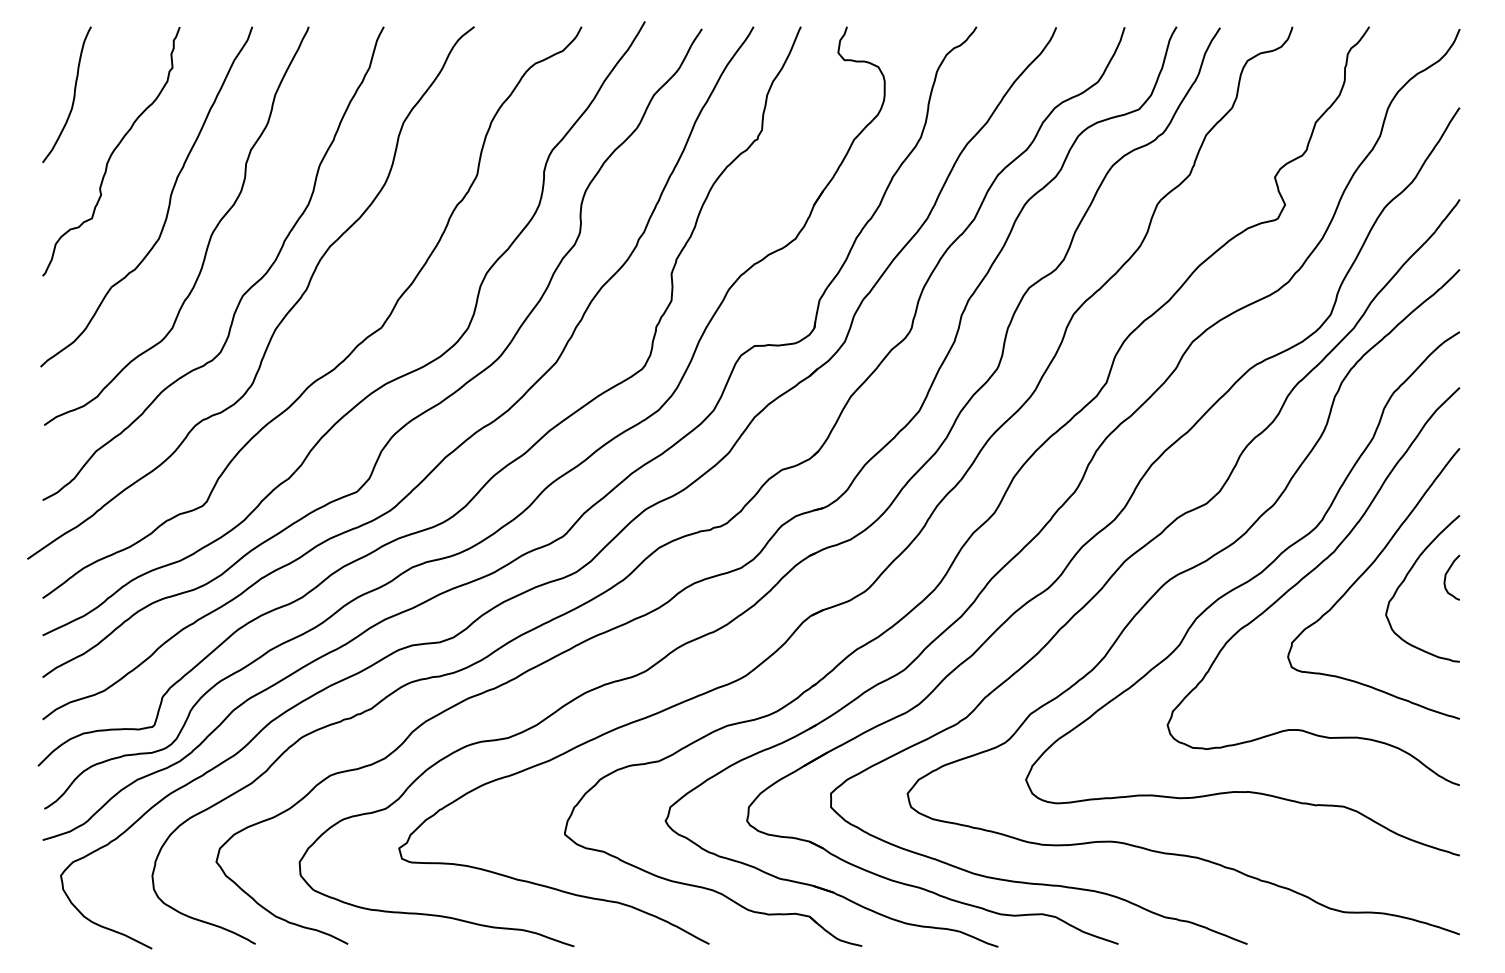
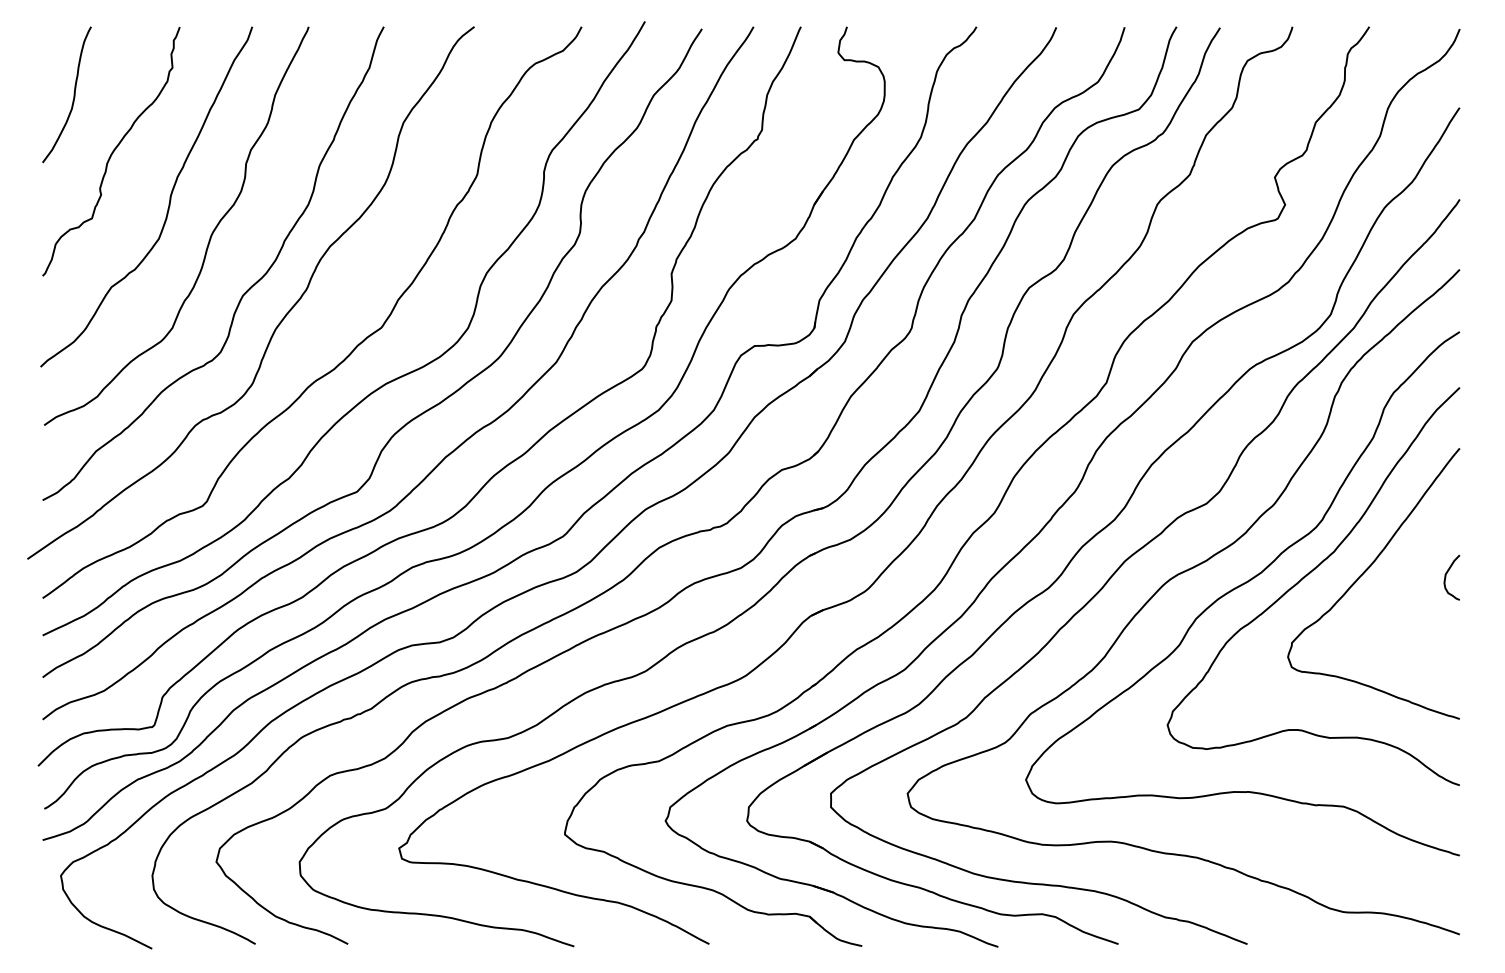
curve: present -> none (1406, 578)
